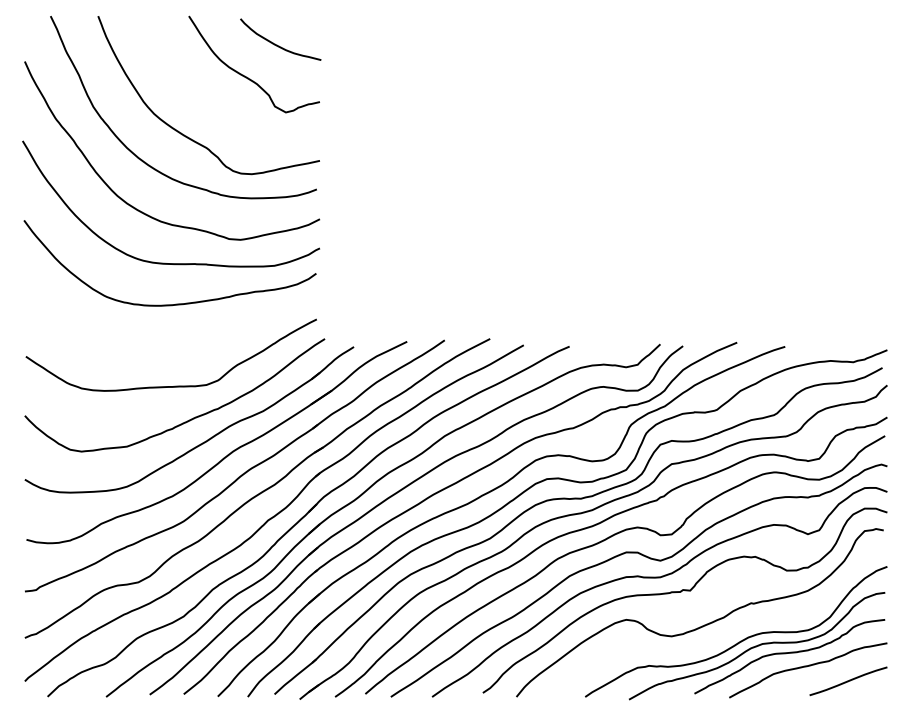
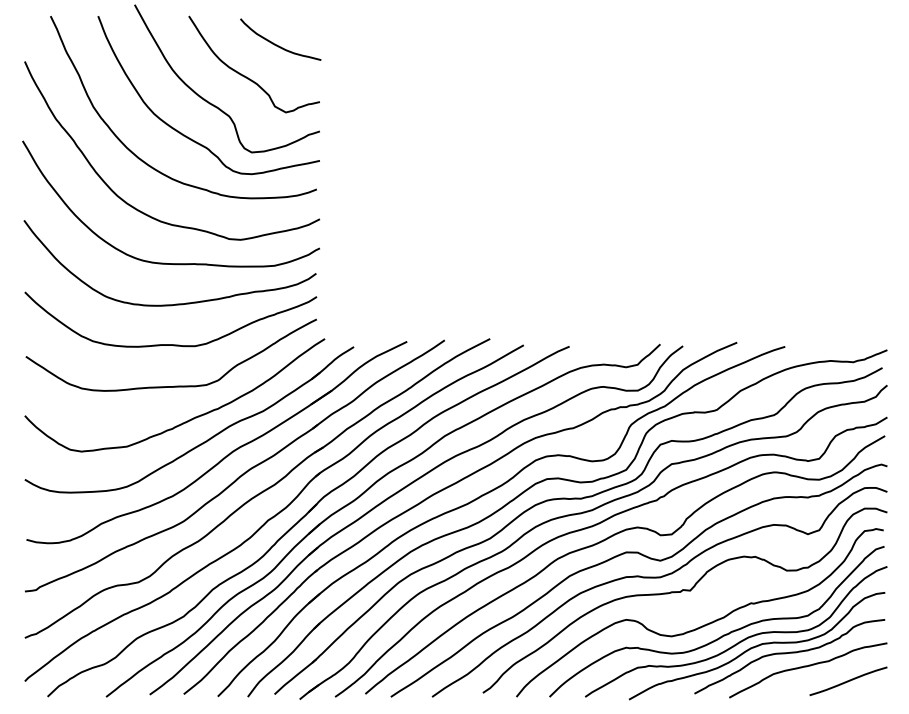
curve: none -> present (212, 103)
curve: none -> present (170, 344)
curve: none -> present (723, 634)
